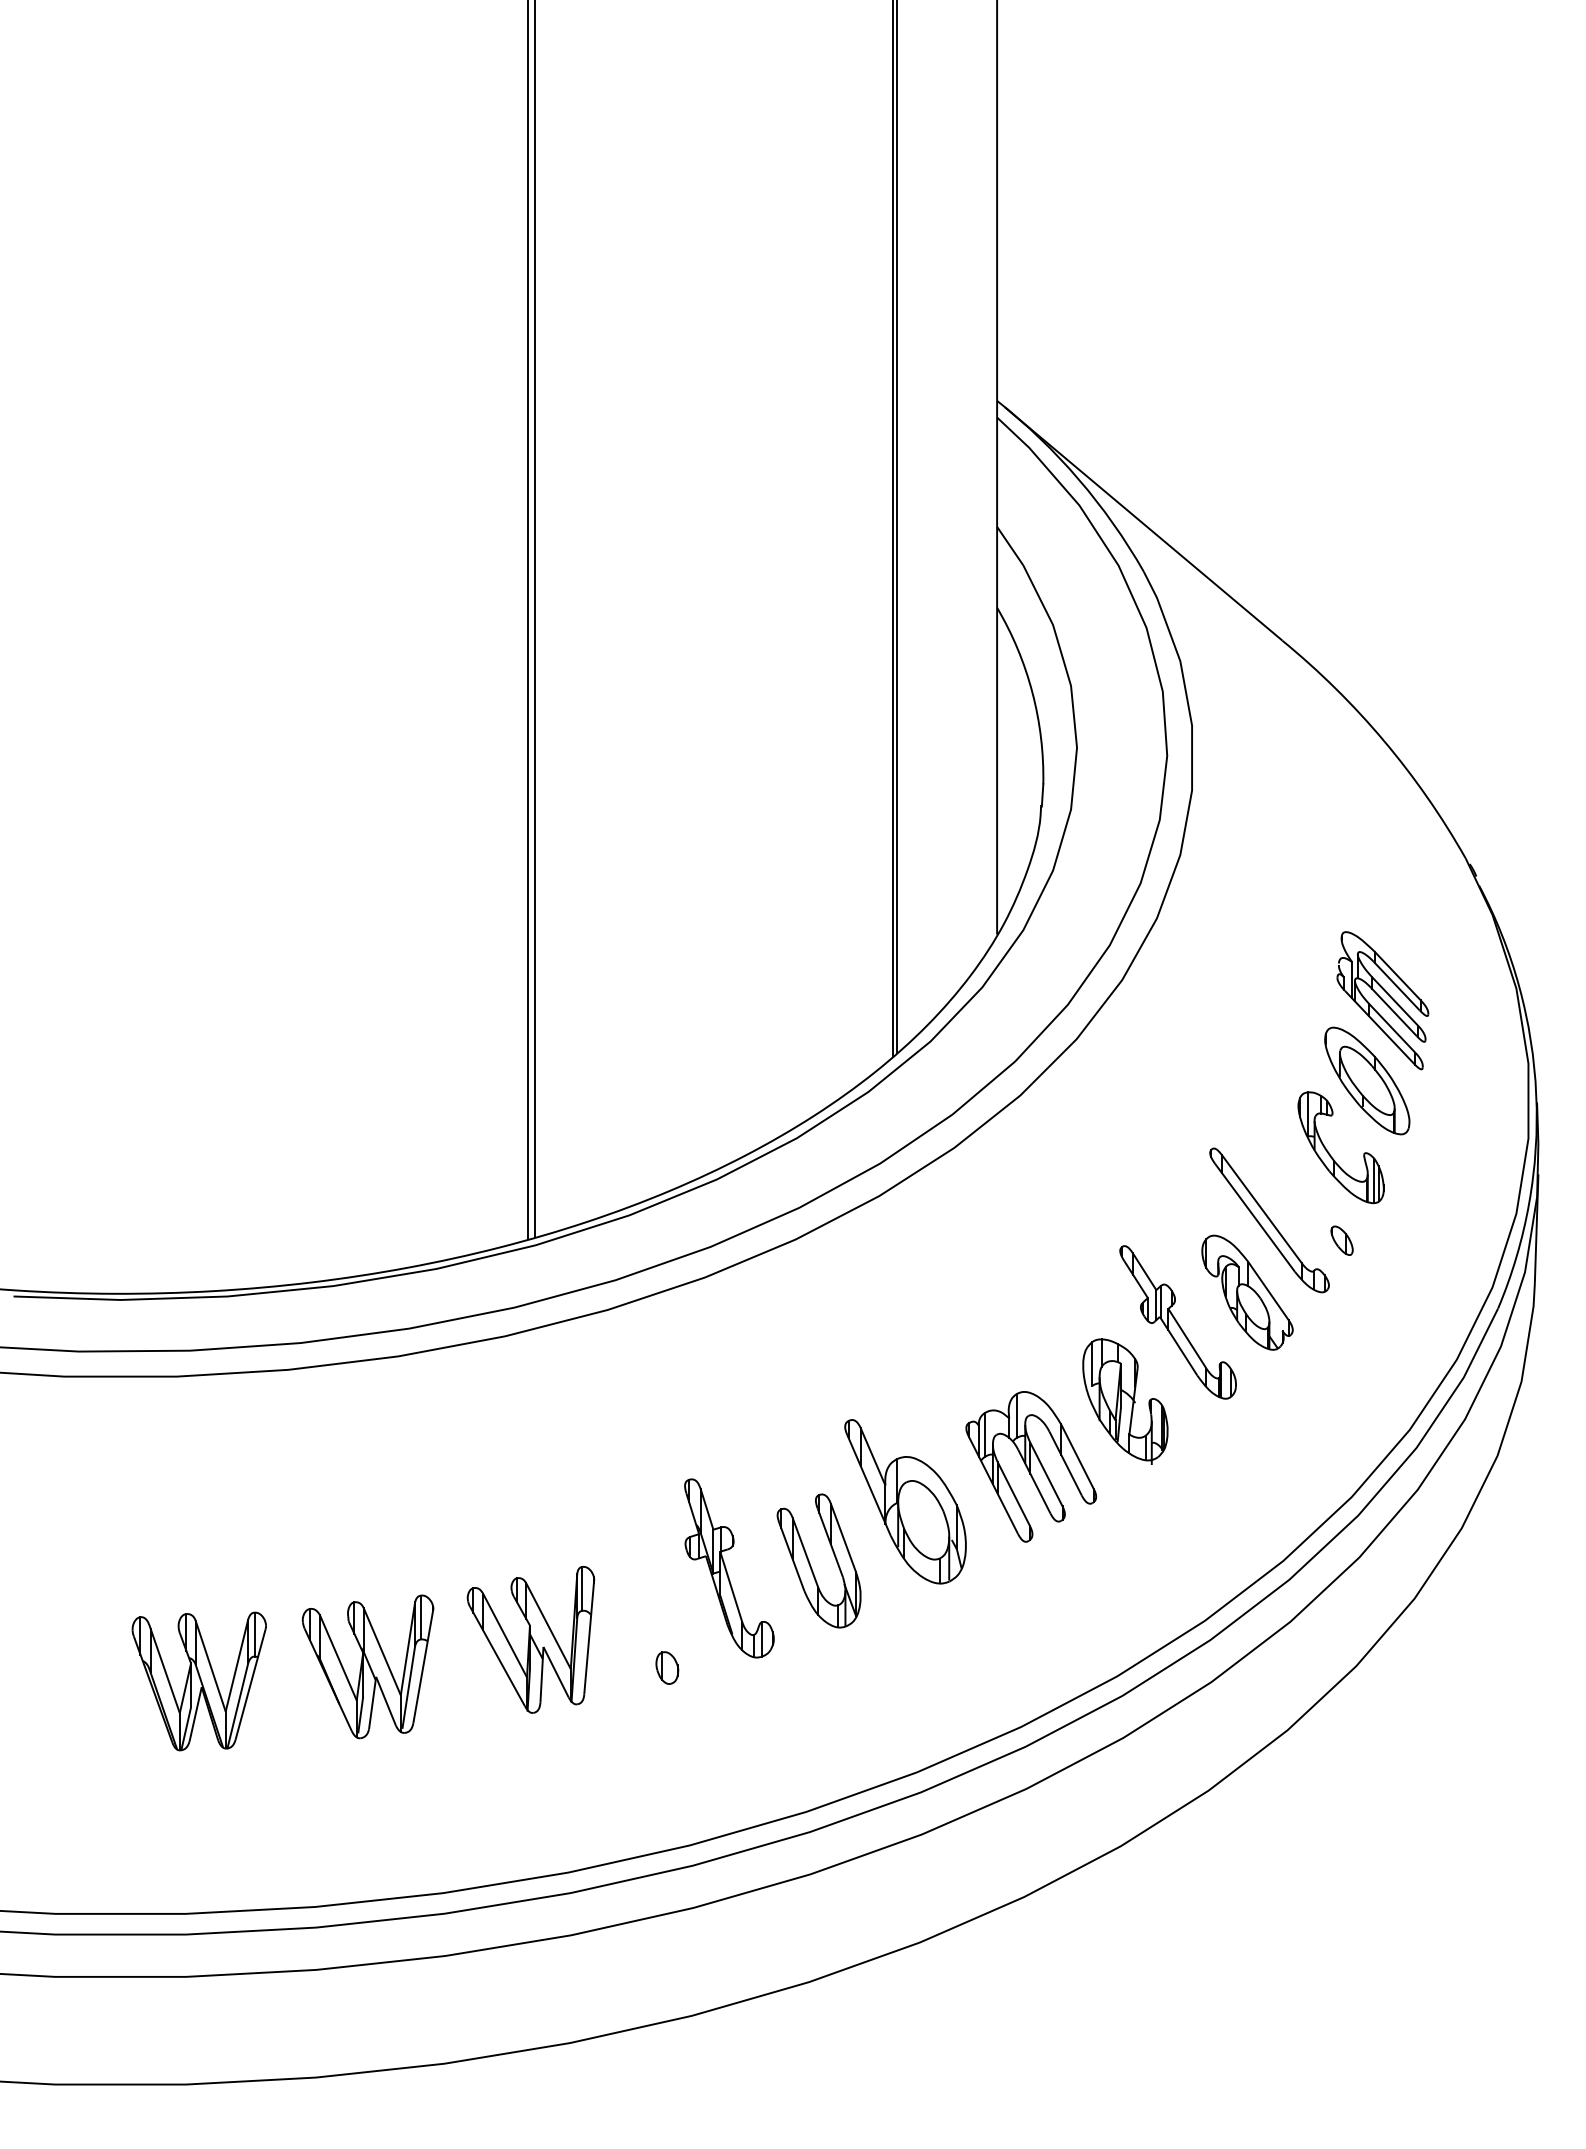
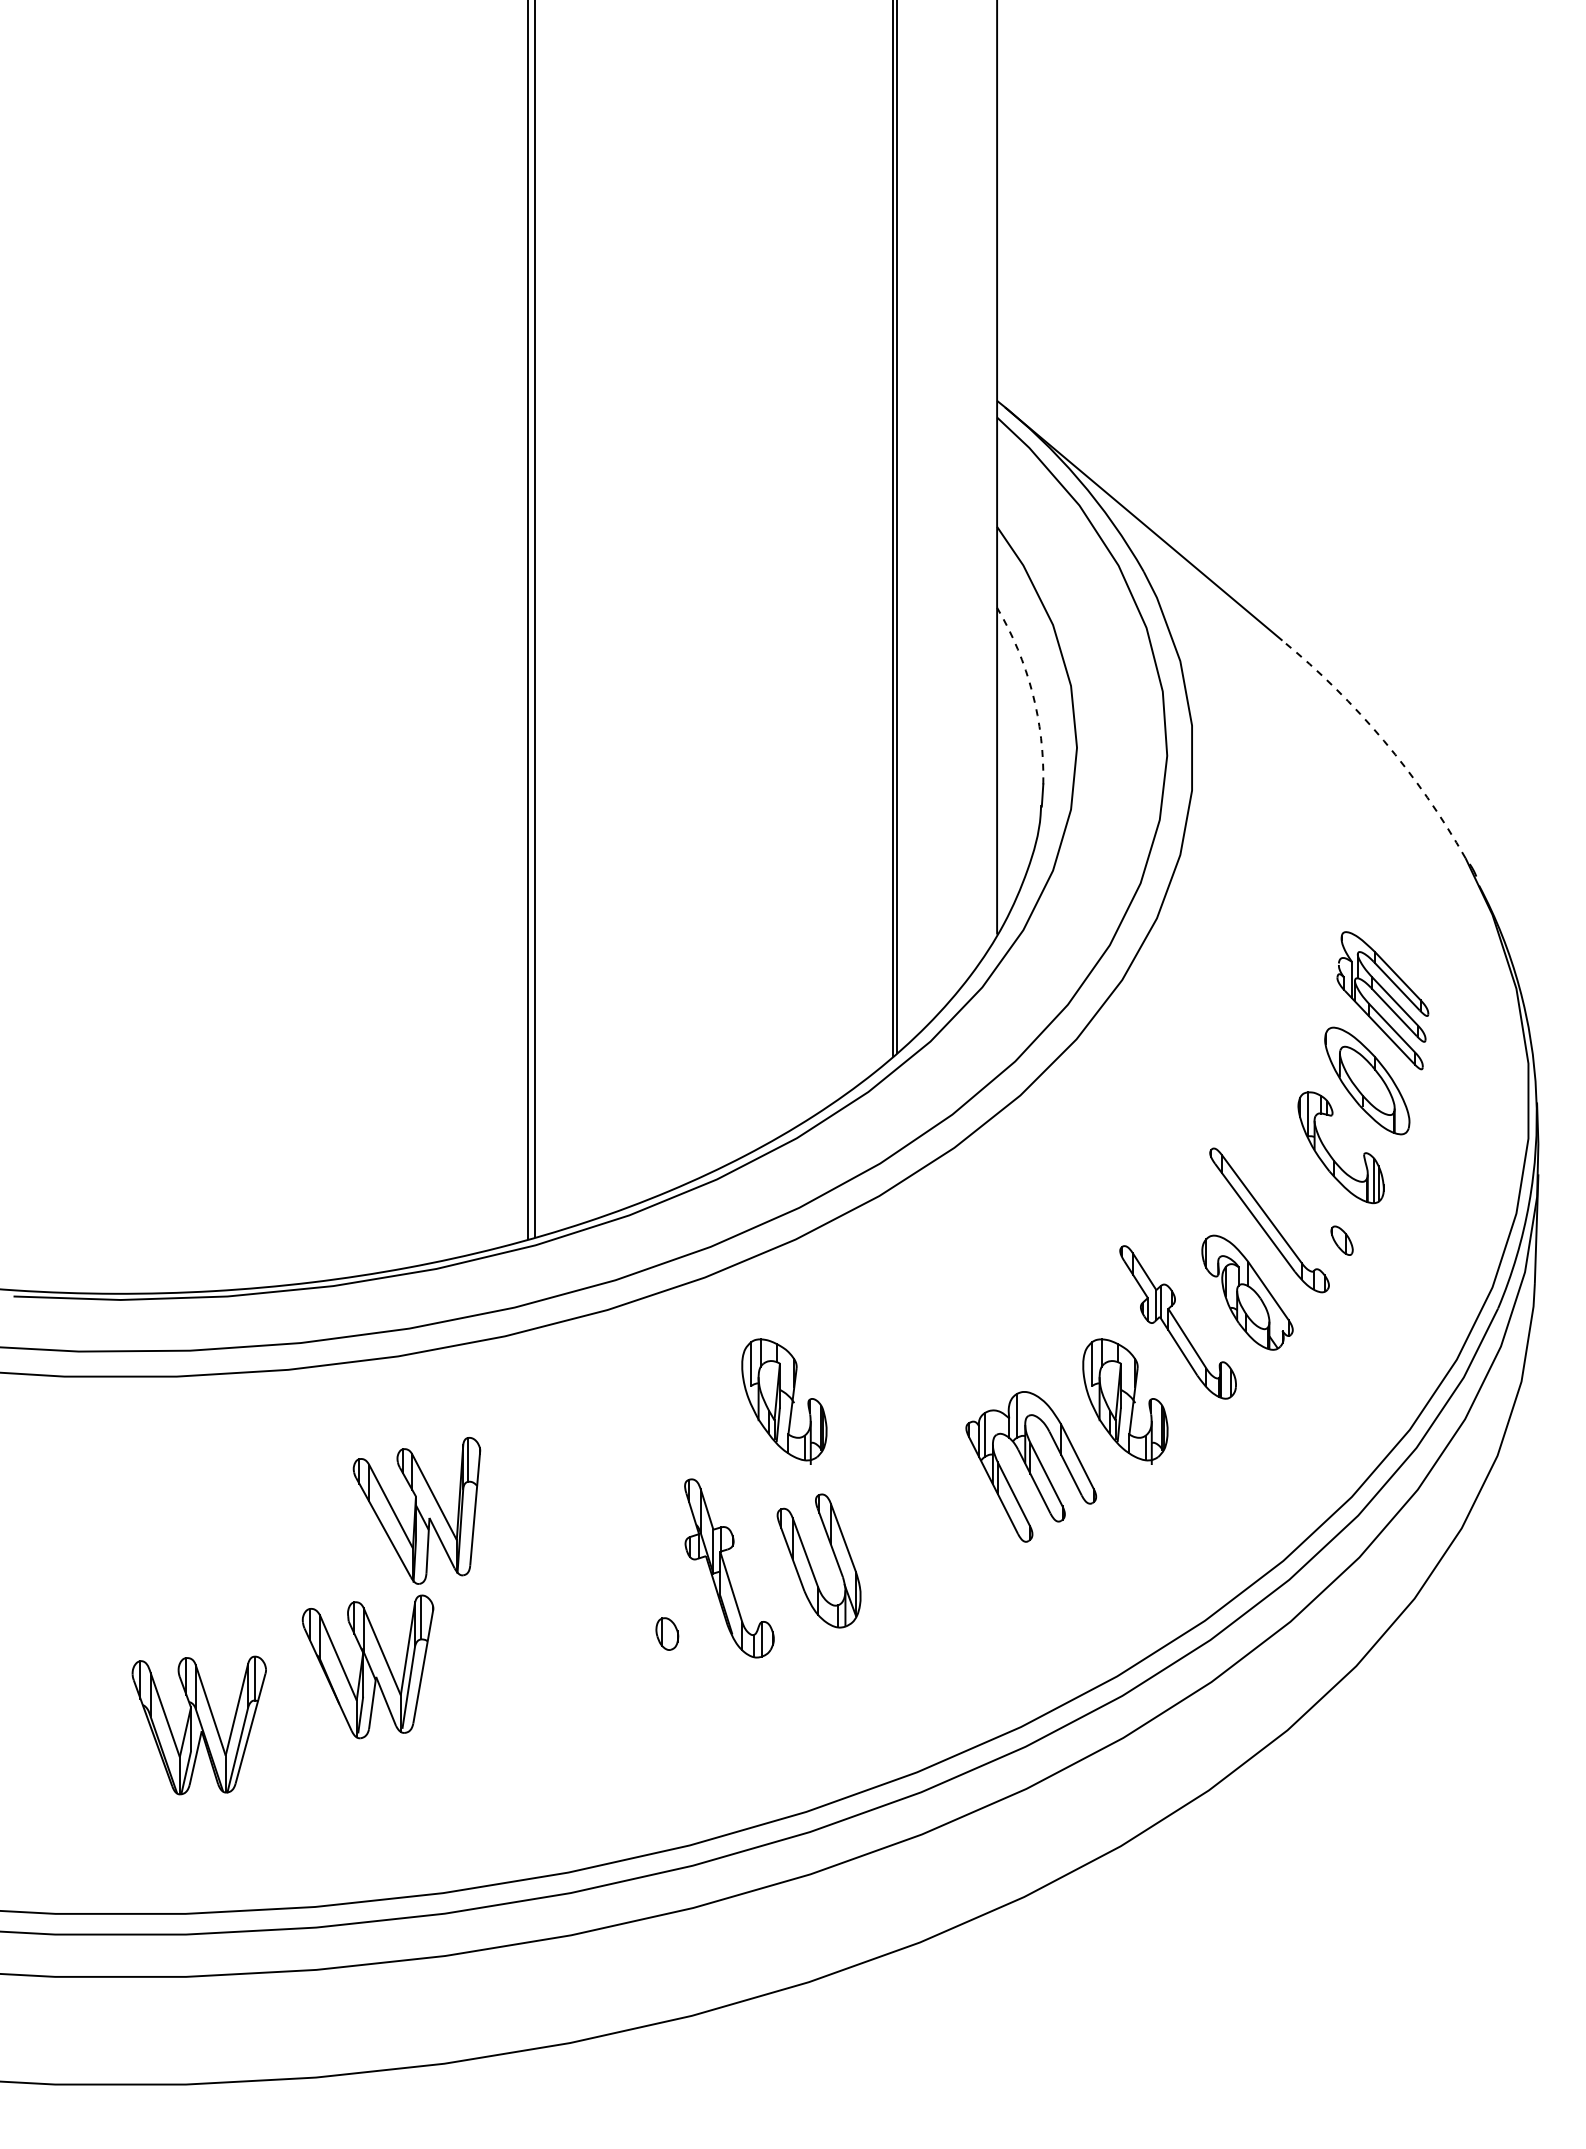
arc: solid -> dashed (1032, 692)
arc: solid -> dashed (1384, 740)
part: none -> present (784, 1401)
part: present -> none (905, 1501)
part position: (530, 1639) -> (416, 1510) (416, 1510)
part position: (667, 1667) -> (667, 1633) (667, 1633)
part position: (198, 1681) -> (198, 1725) (198, 1725)
